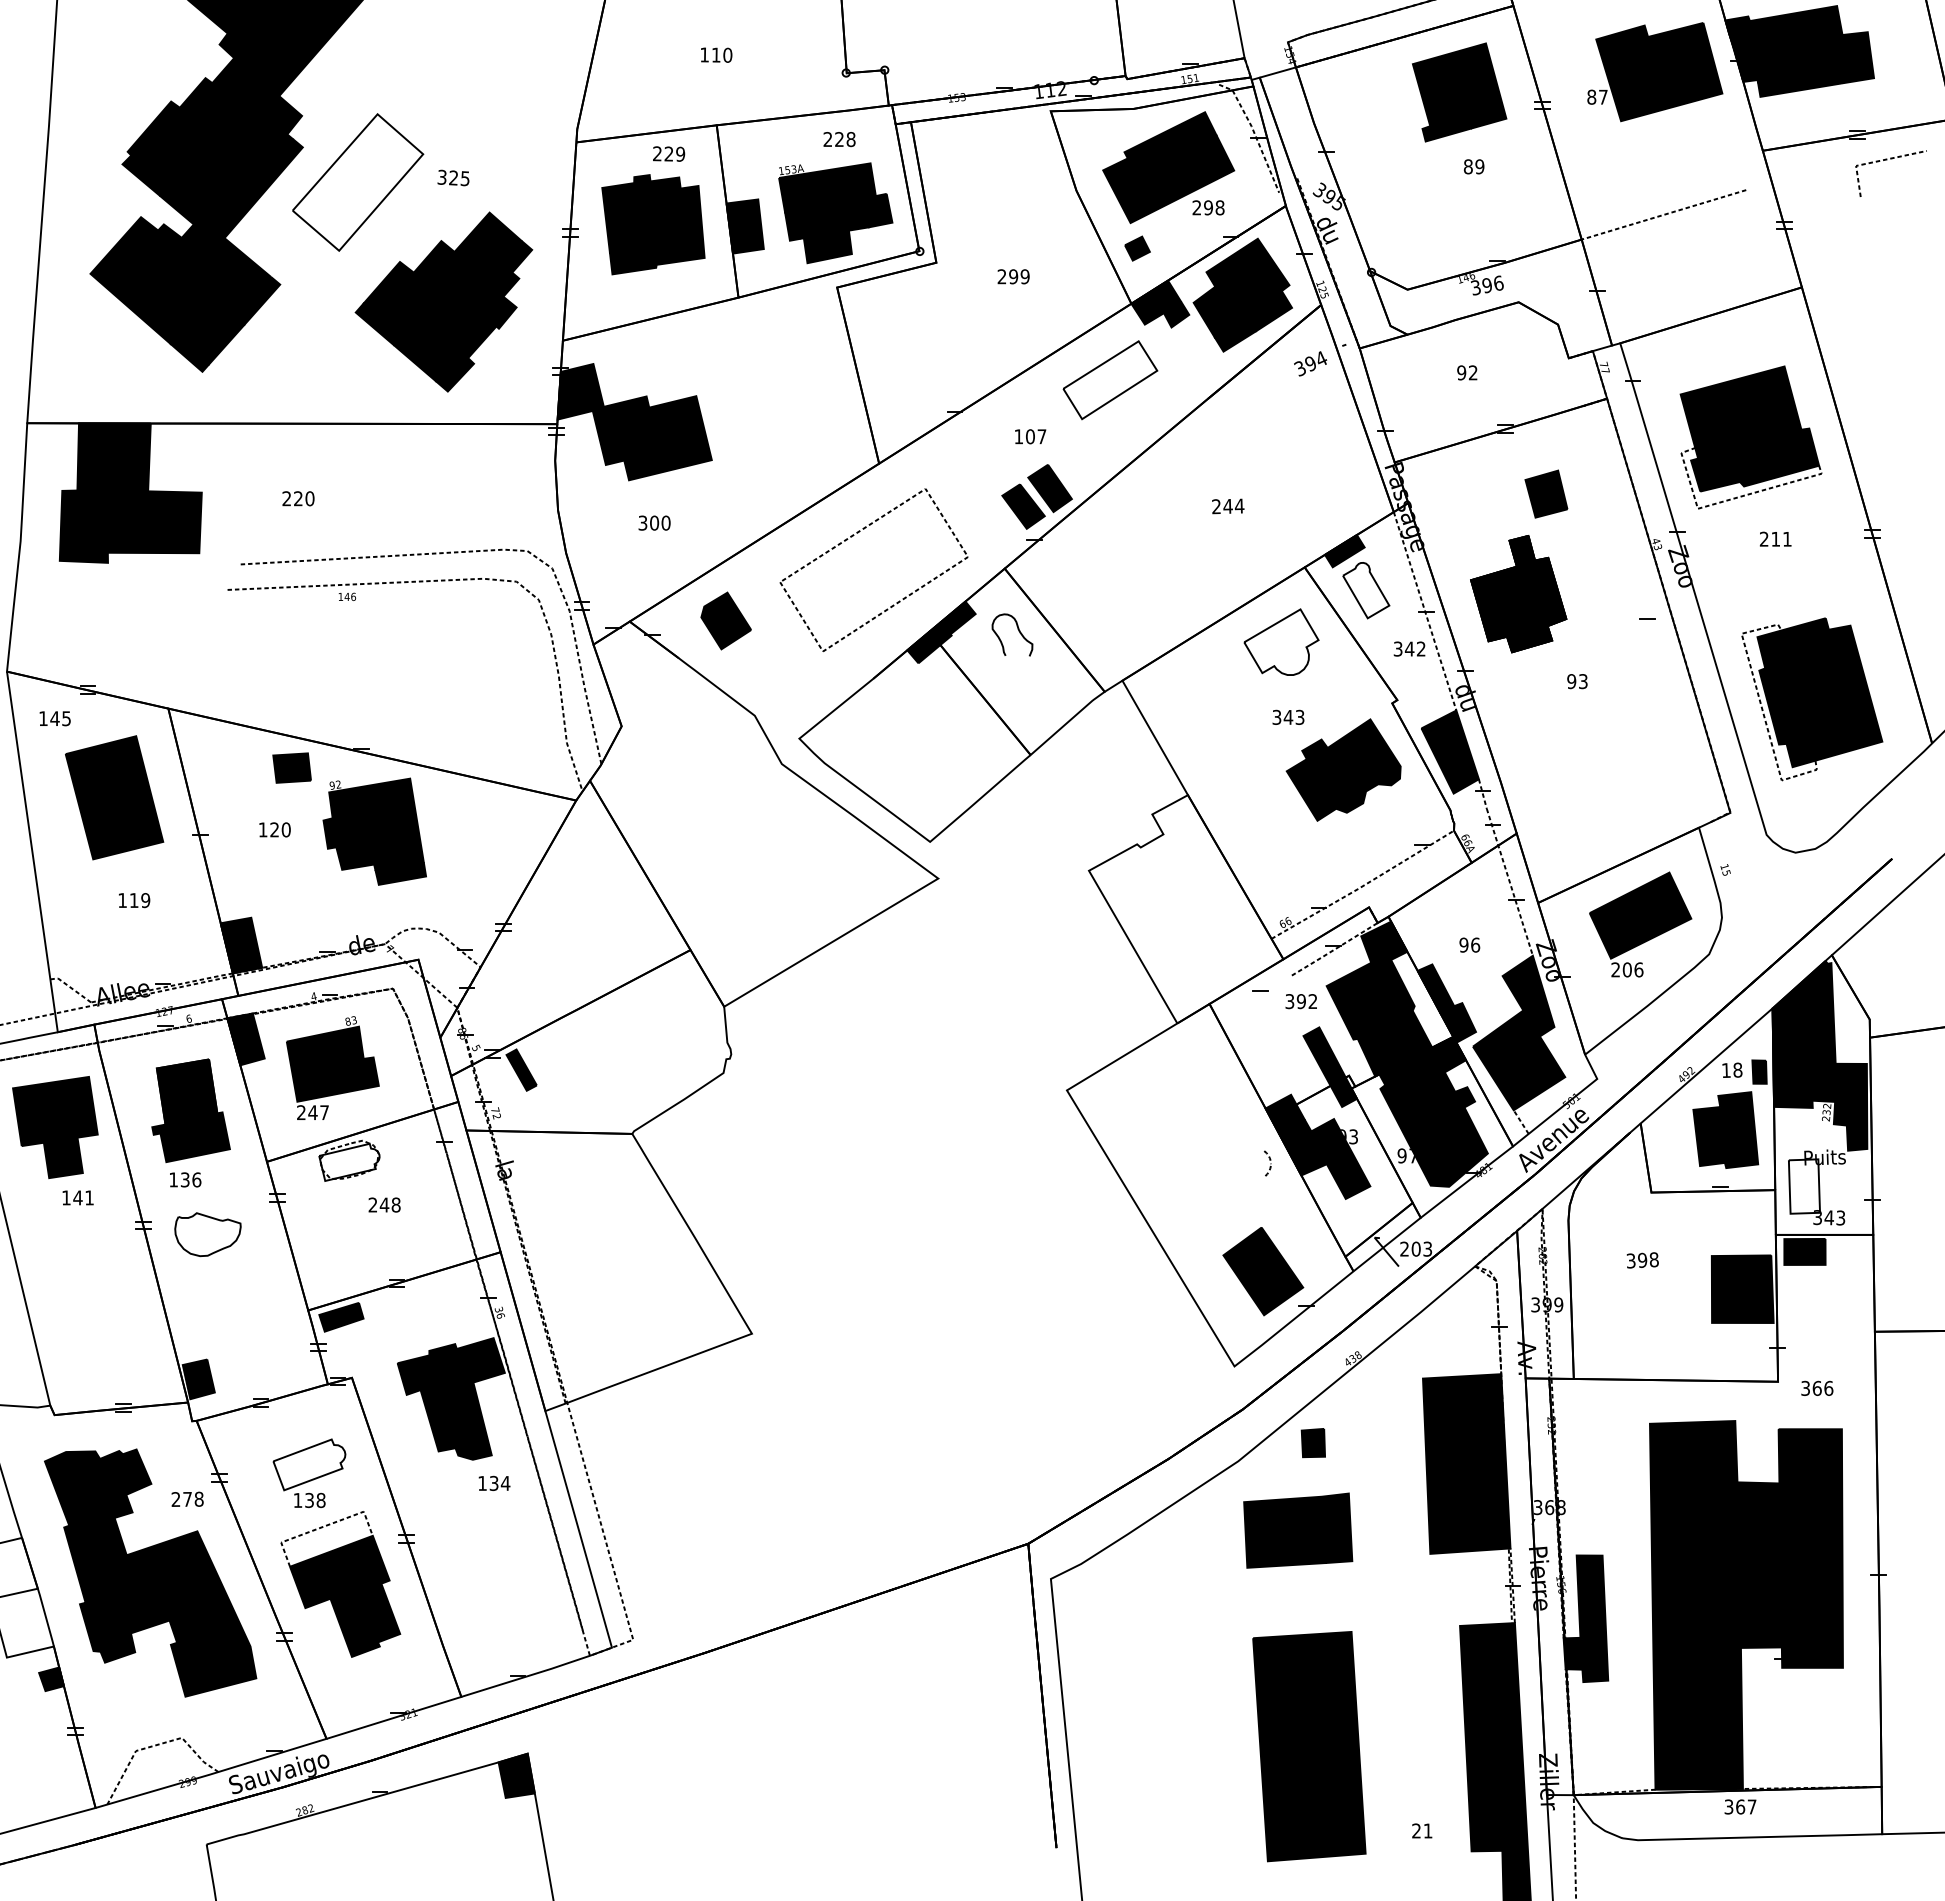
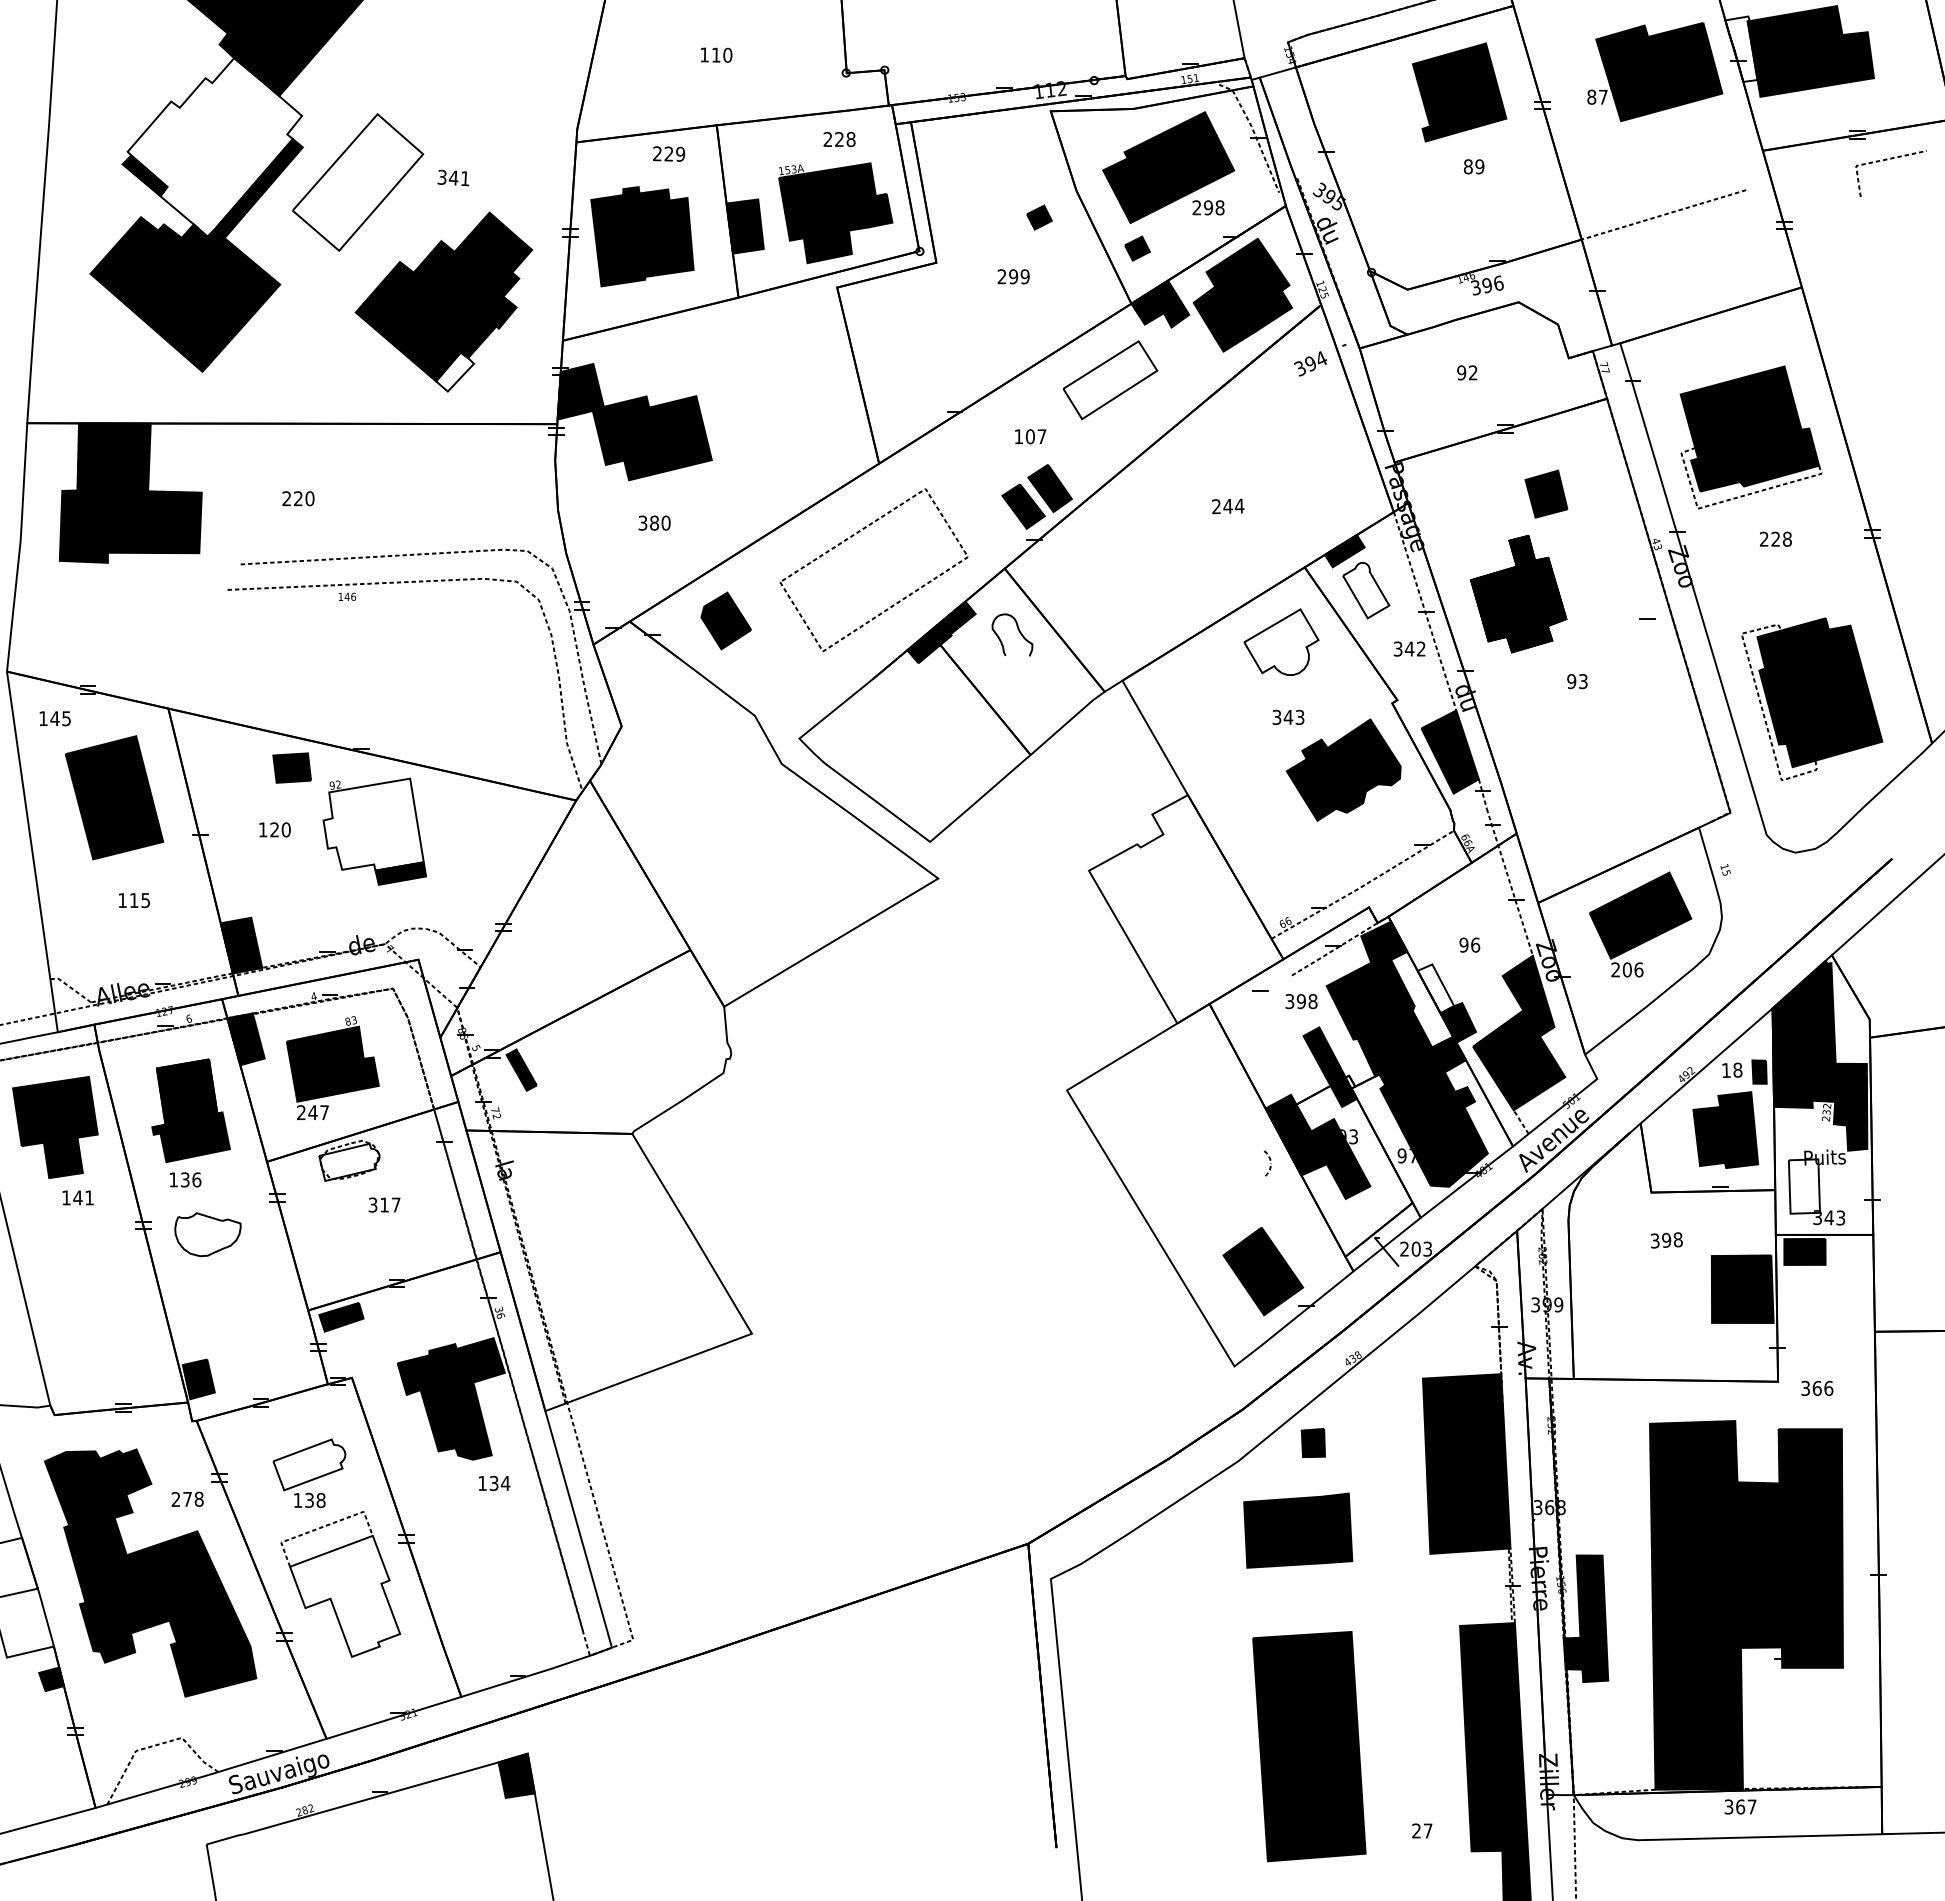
fill: present -> none (1741, 48)
fill: present -> none (214, 147)
text: 325 -> 341 (458, 178)
part: none -> present (1039, 217)
part position: (653, 224) -> (642, 236) (642, 236)
fill: present -> none (455, 371)
text: 300 -> 380 (654, 523)
text: 211 -> 228 (1781, 538)
fill: present -> none (373, 824)
text: 119 -> 115 (145, 900)
fill: present -> none (1435, 988)
text: 392 -> 398 (1312, 1001)
text: 248 -> 317 (384, 1204)
text position: (1642, 1260) -> (1666, 1240) (1666, 1240)
fill: present -> none (345, 1595)
text: 21 -> 27 (1427, 1830)
